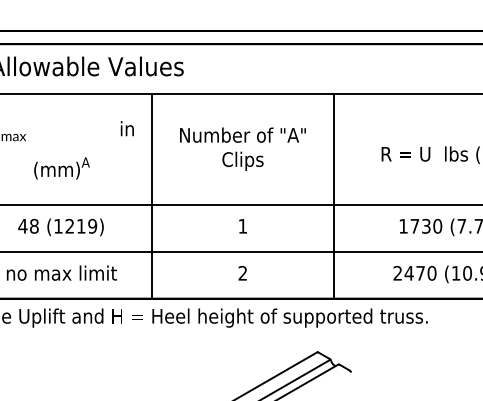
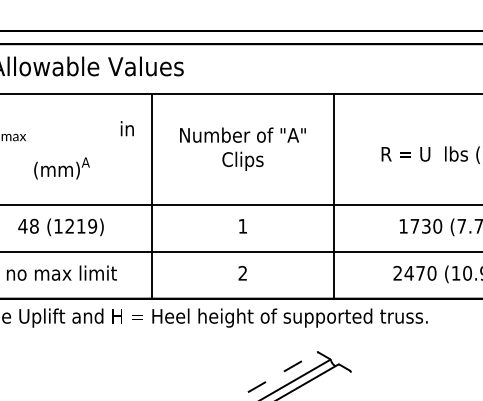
line: solid -> dashed (275, 376)
